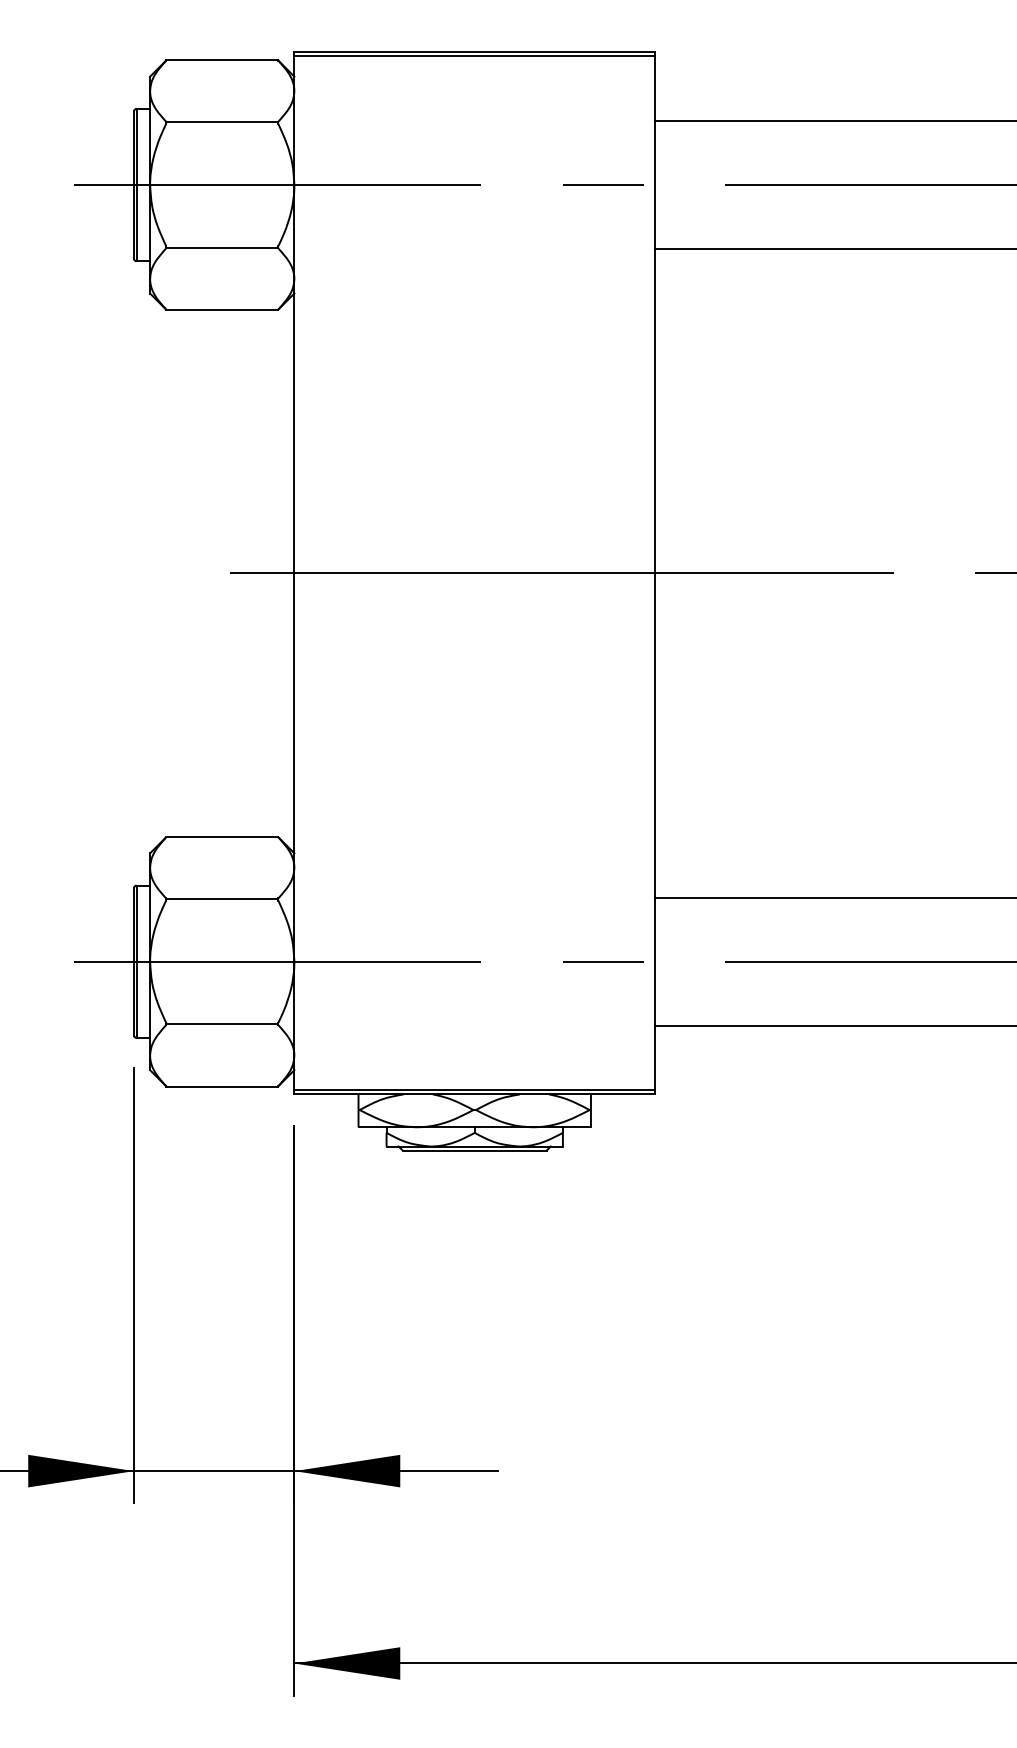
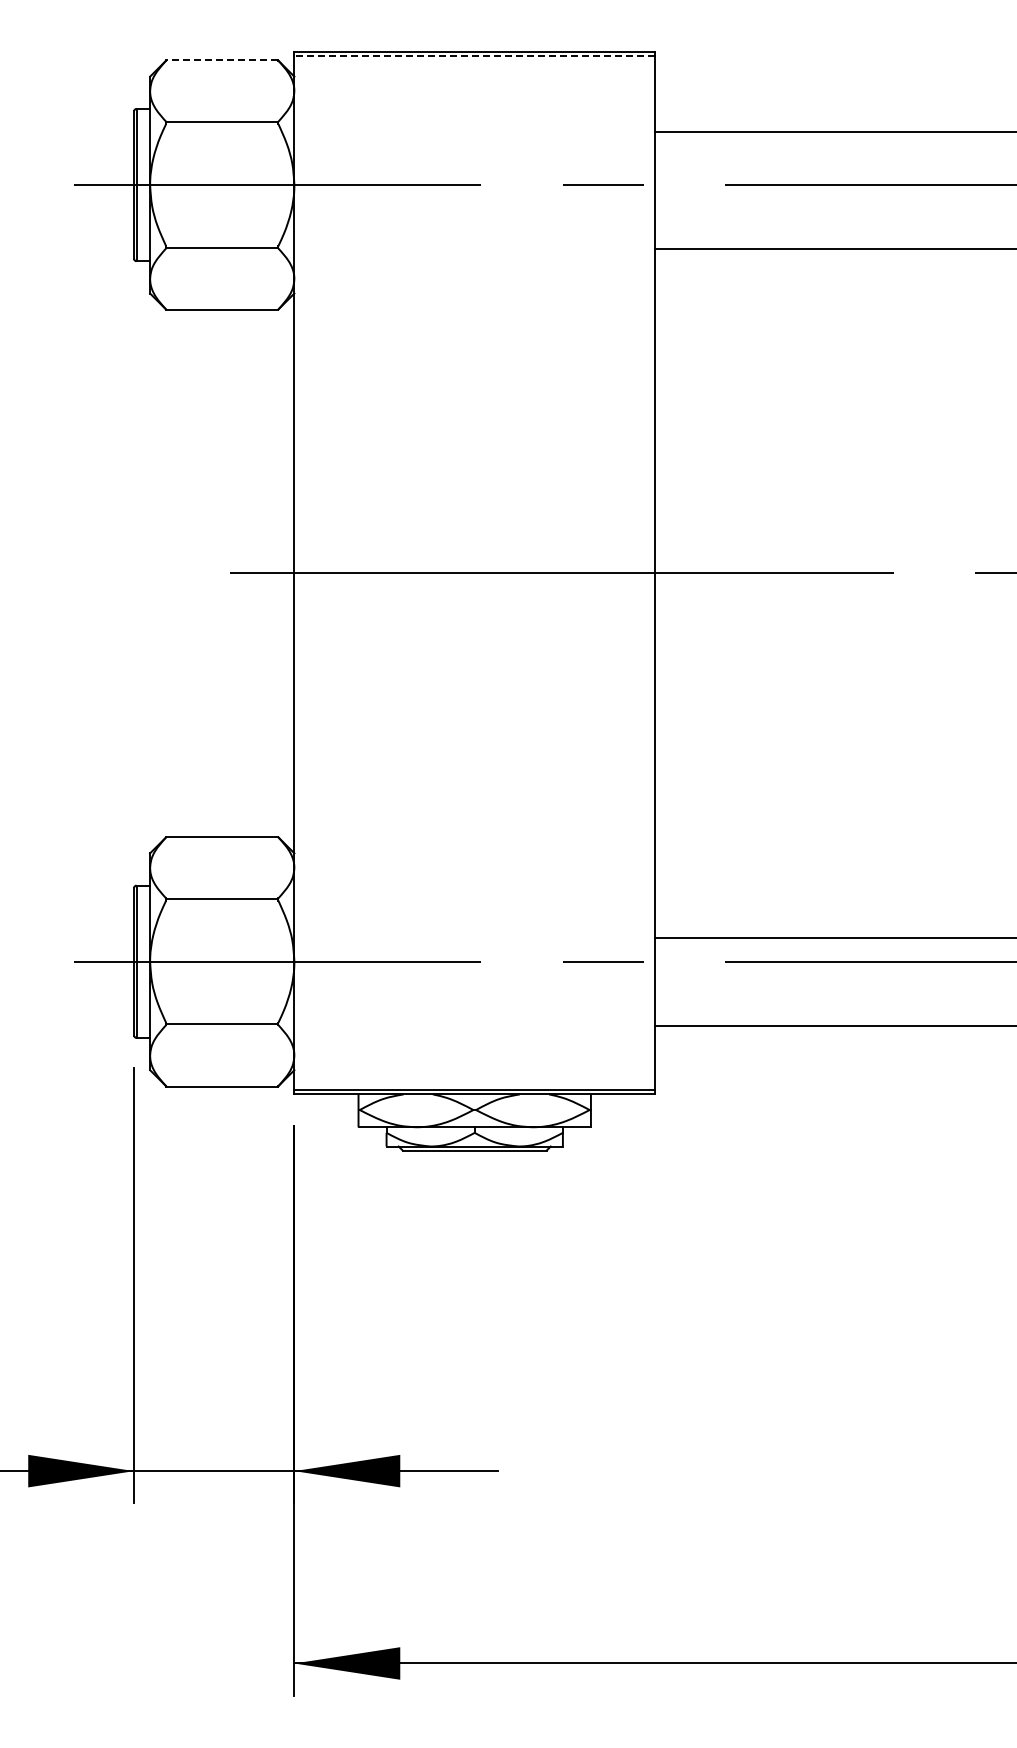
line: solid -> dashed (474, 56)
line: solid -> dashed (221, 59)
line position: (834, 120) -> (834, 131) (834, 131)
line position: (834, 897) -> (834, 937) (834, 937)
